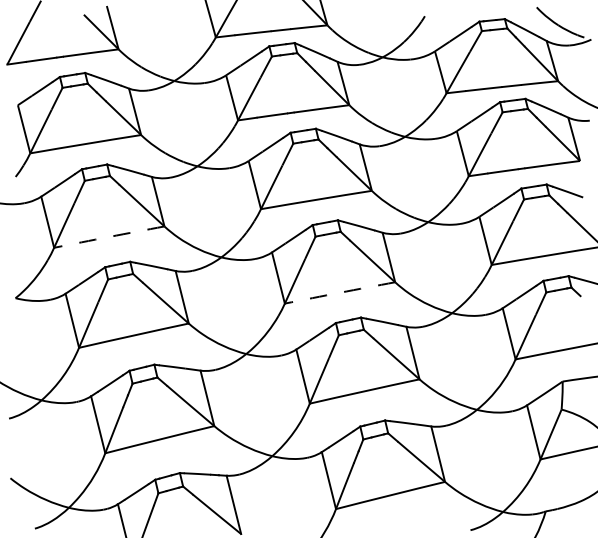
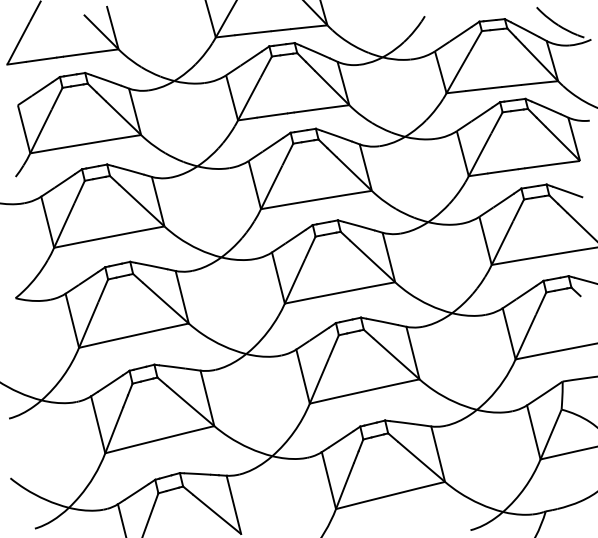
arc: dashed -> solid (109, 236)
arc: dashed -> solid (339, 292)
